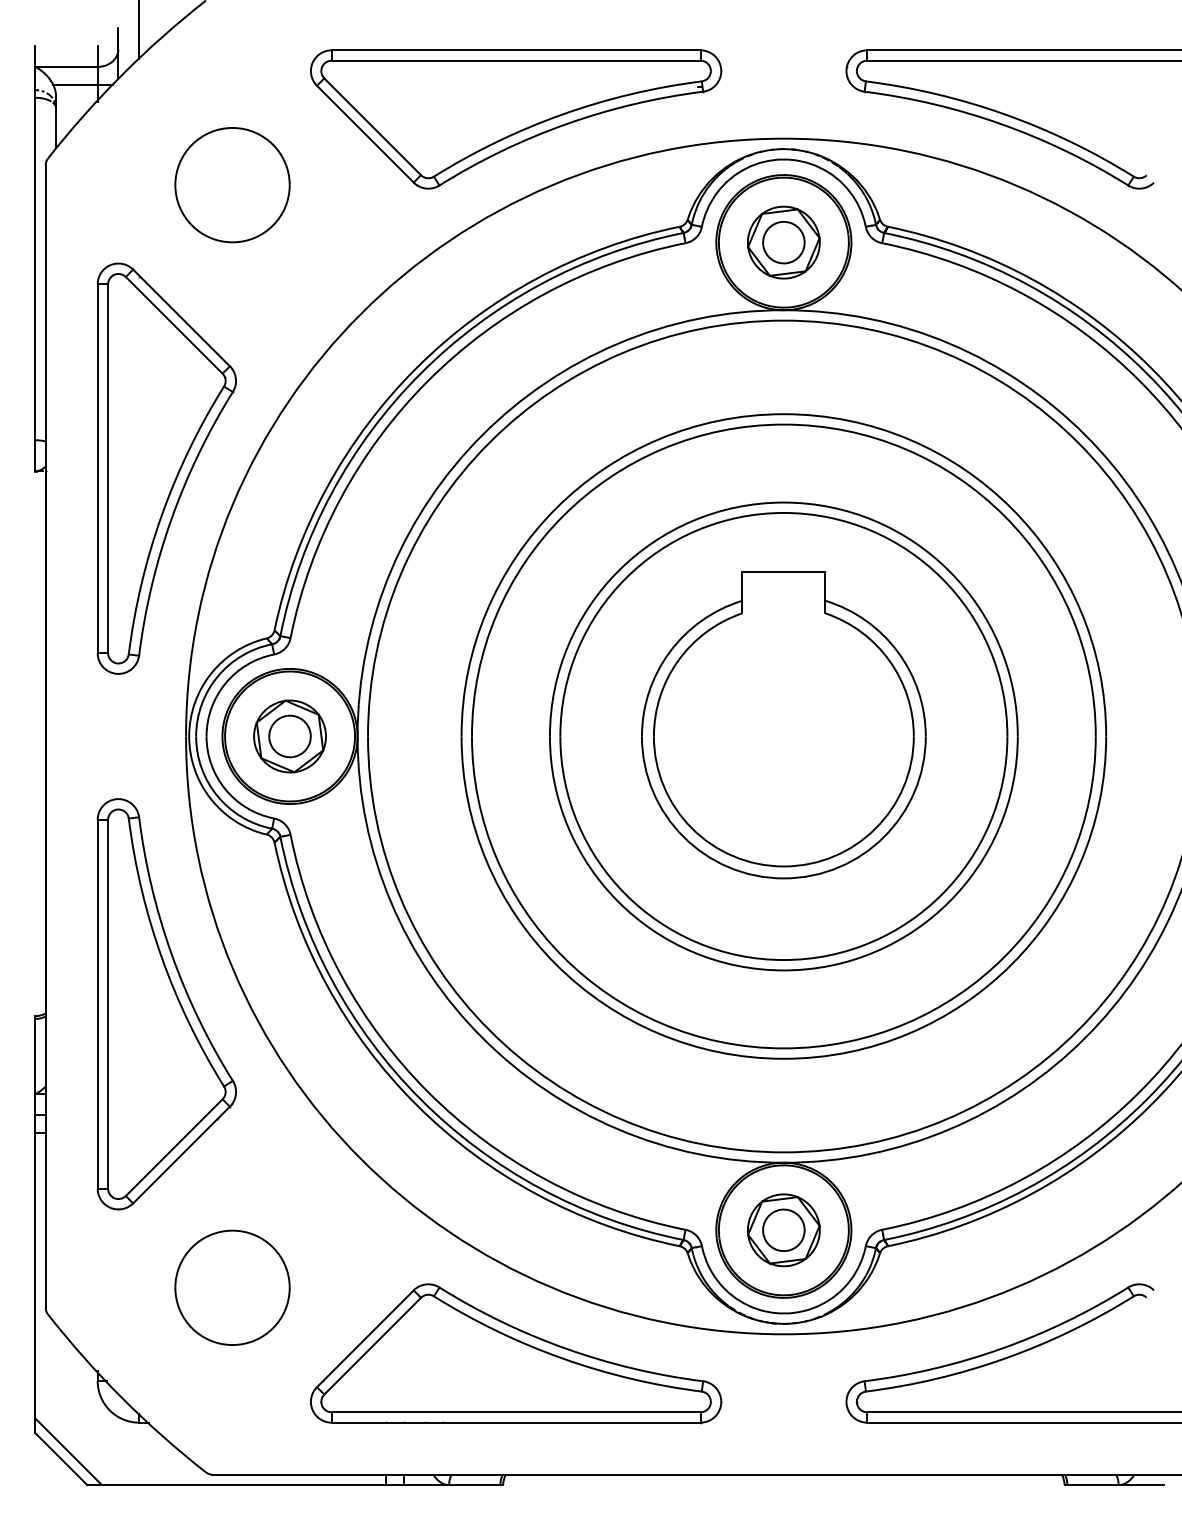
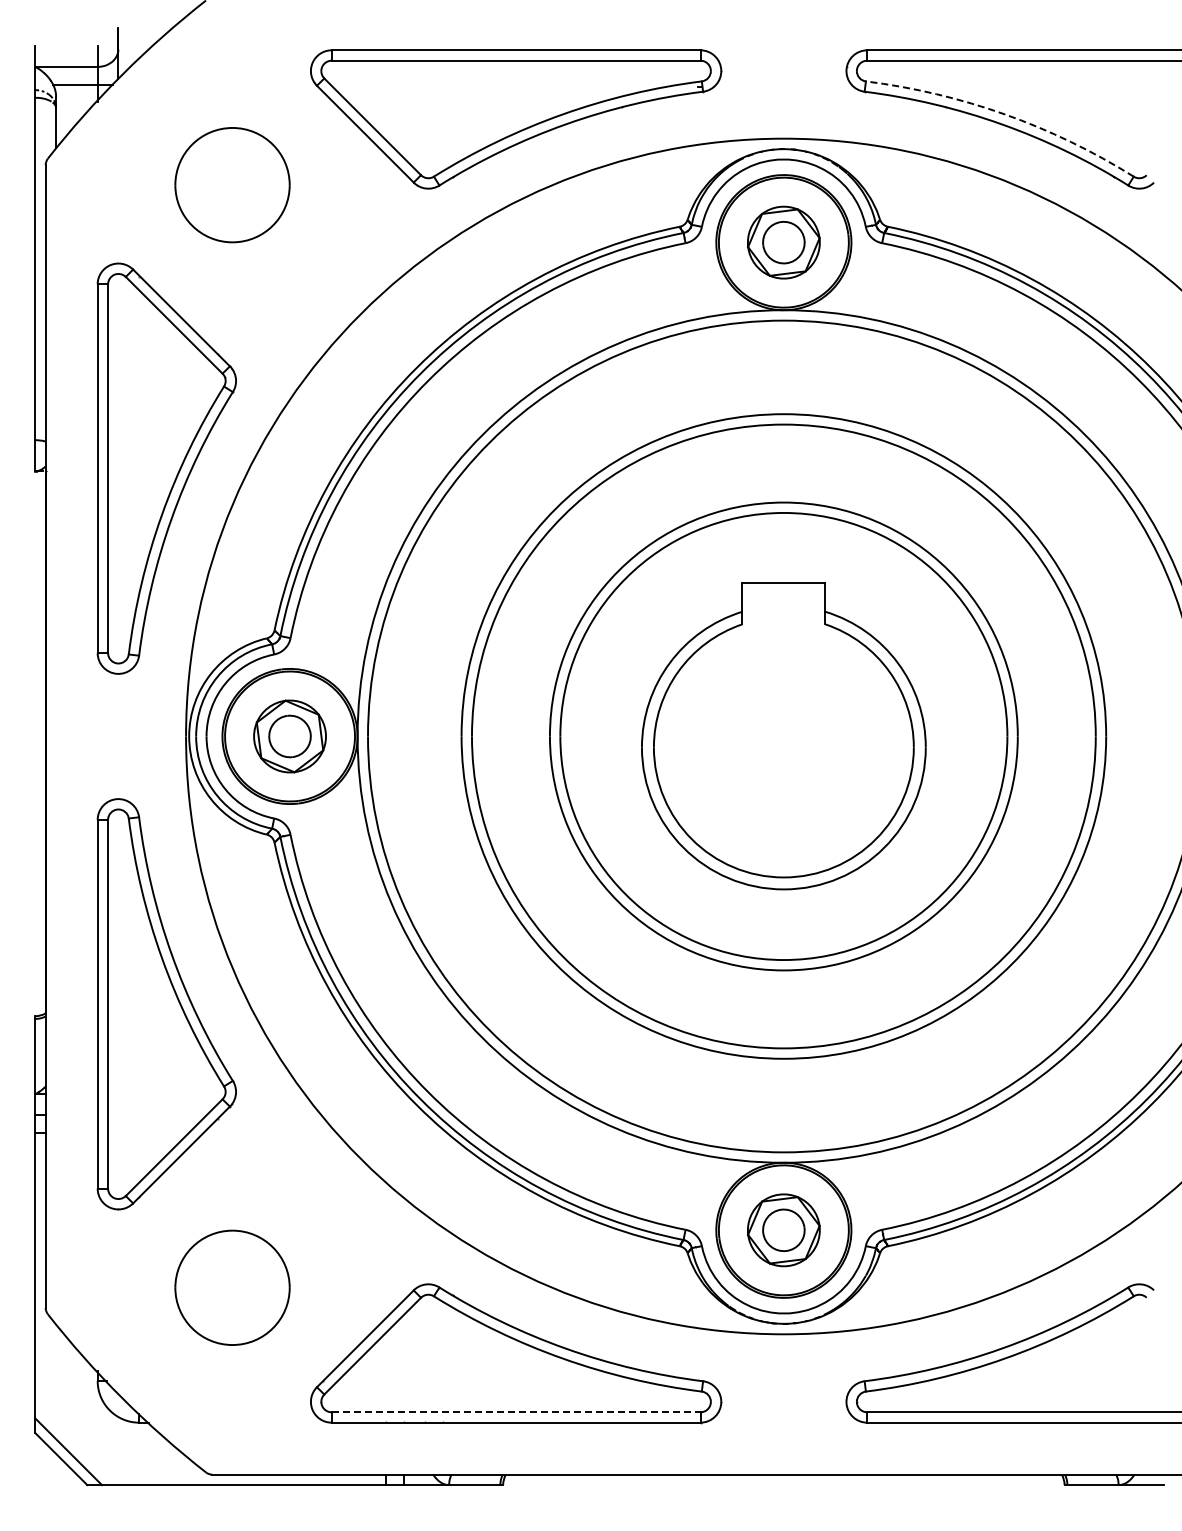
line: present -> none (139, 30)
arc: solid -> dashed (1005, 114)
part position: (783, 725) -> (783, 736) (783, 736)
line: solid -> dashed (516, 1412)
